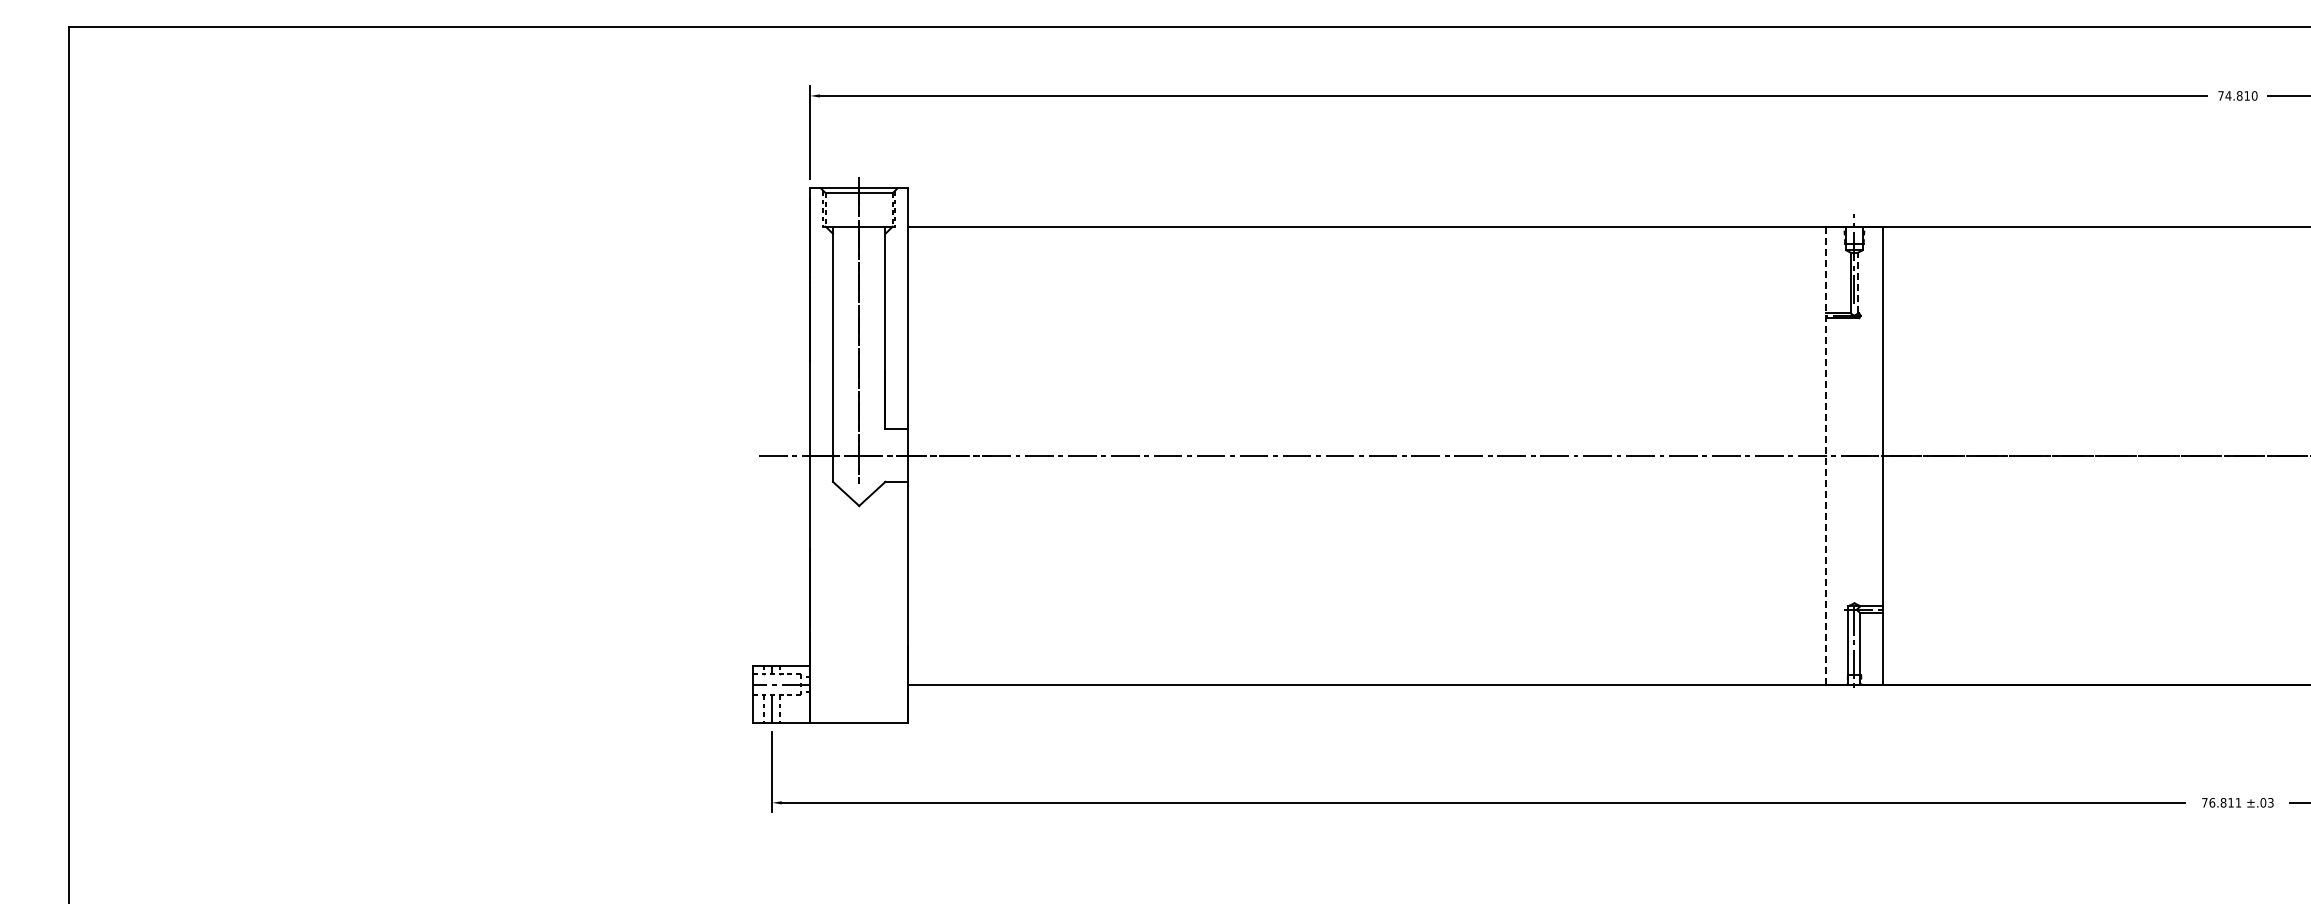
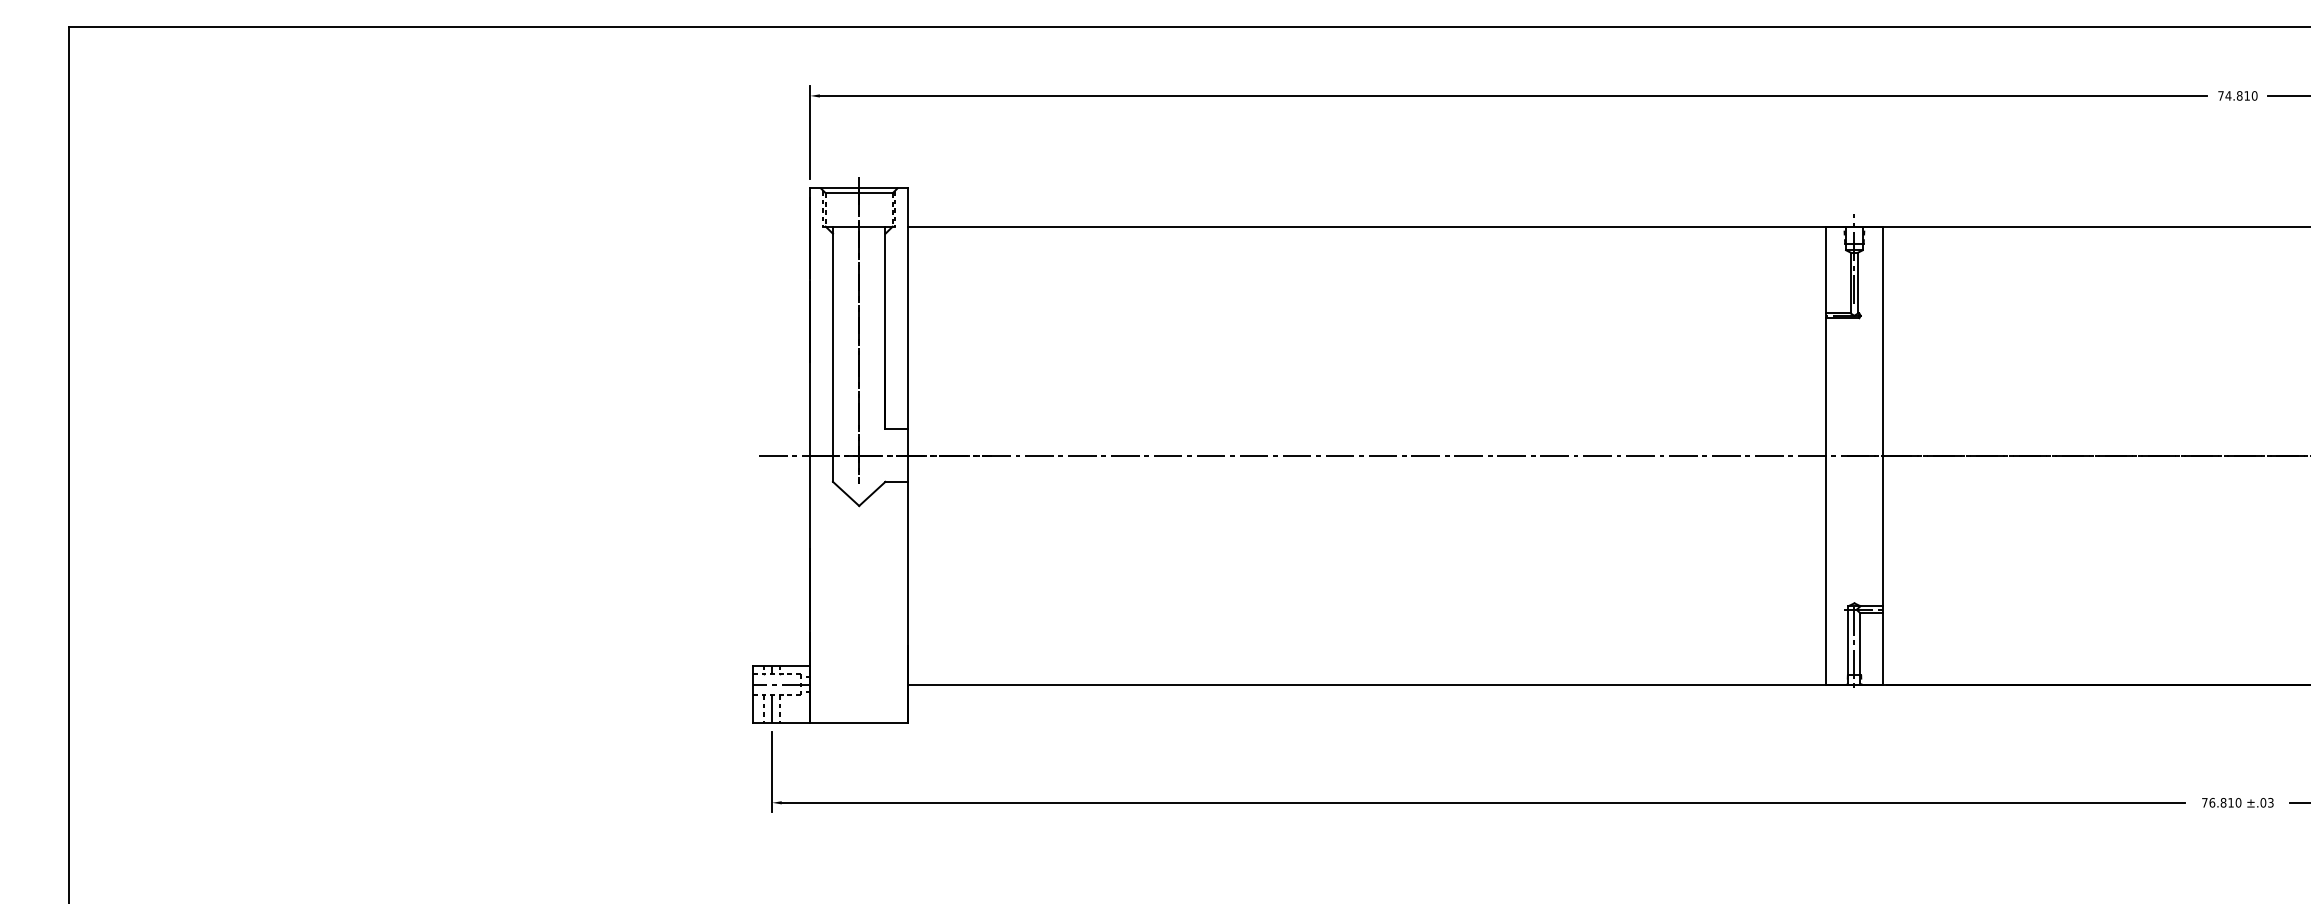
line: dashed -> solid (1858, 282)
line: dashed -> solid (1825, 455)
text: 76.811 -> 76.810 (2238, 802)
